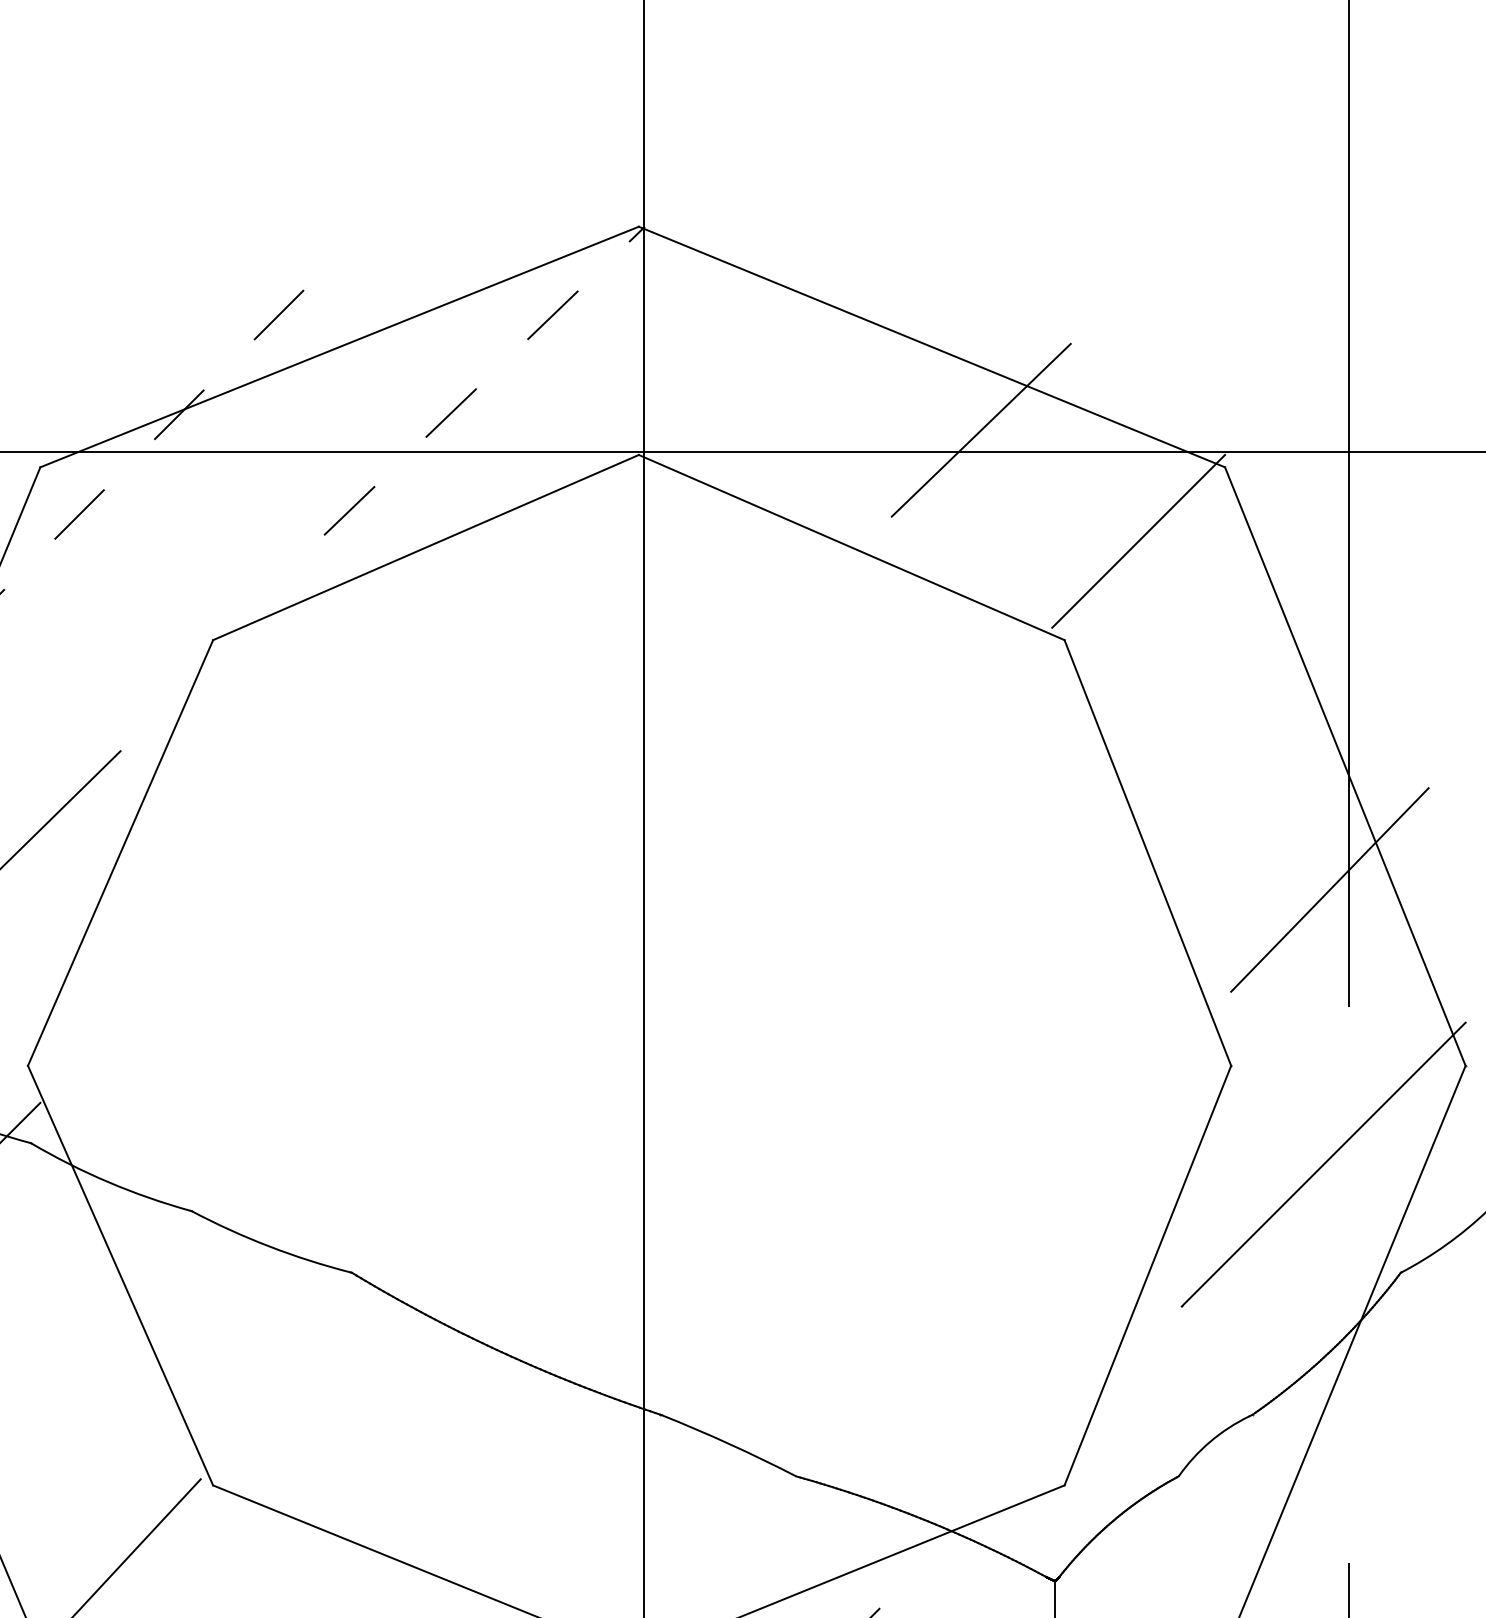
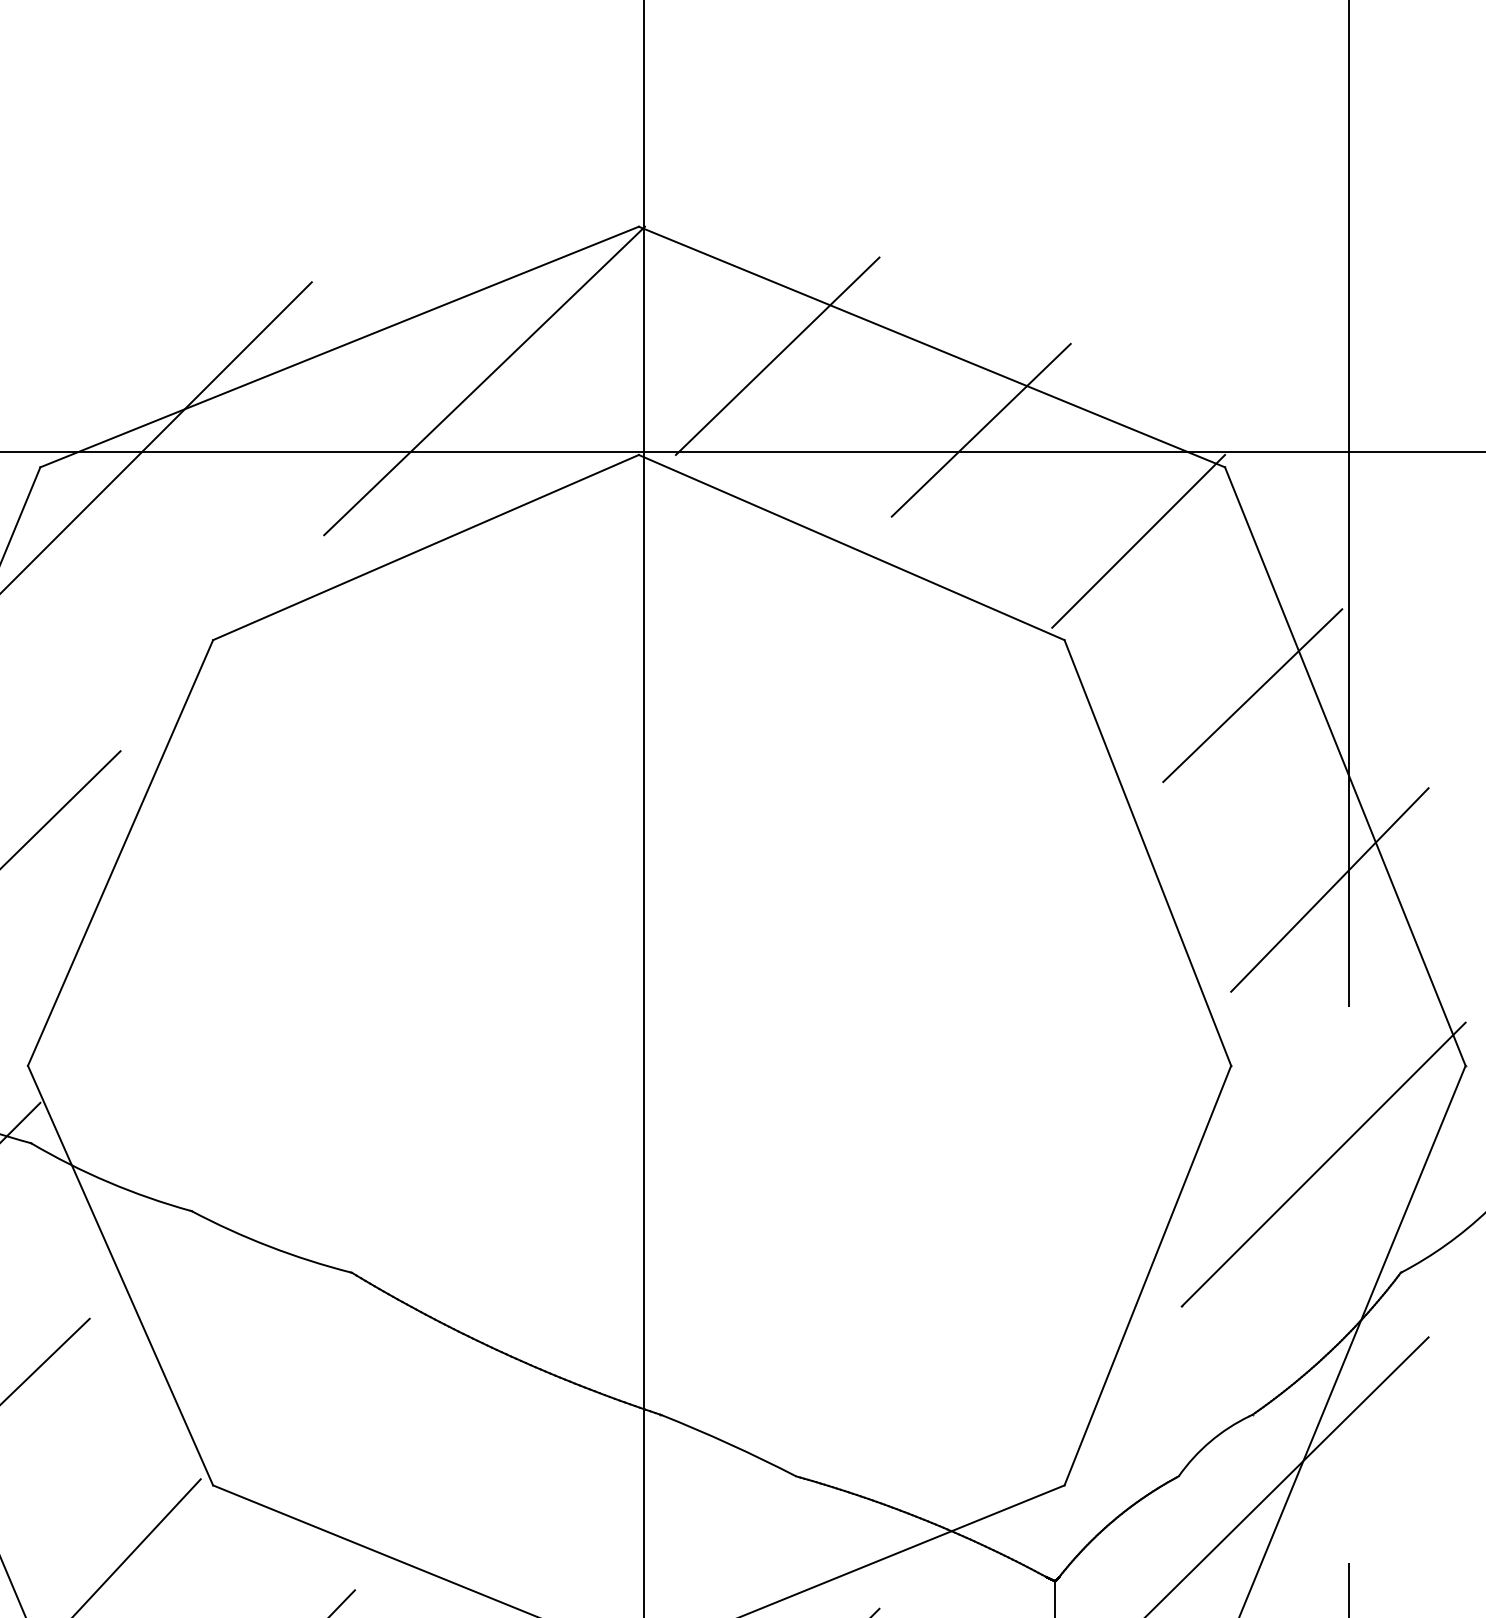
line: none -> present (777, 355)
line: dashed -> solid (484, 380)
line: dashed -> solid (156, 437)
line: none -> present (1252, 695)
line: none -> present (45, 1360)
line: none -> present (1288, 1475)
line: none -> present (343, 1602)
